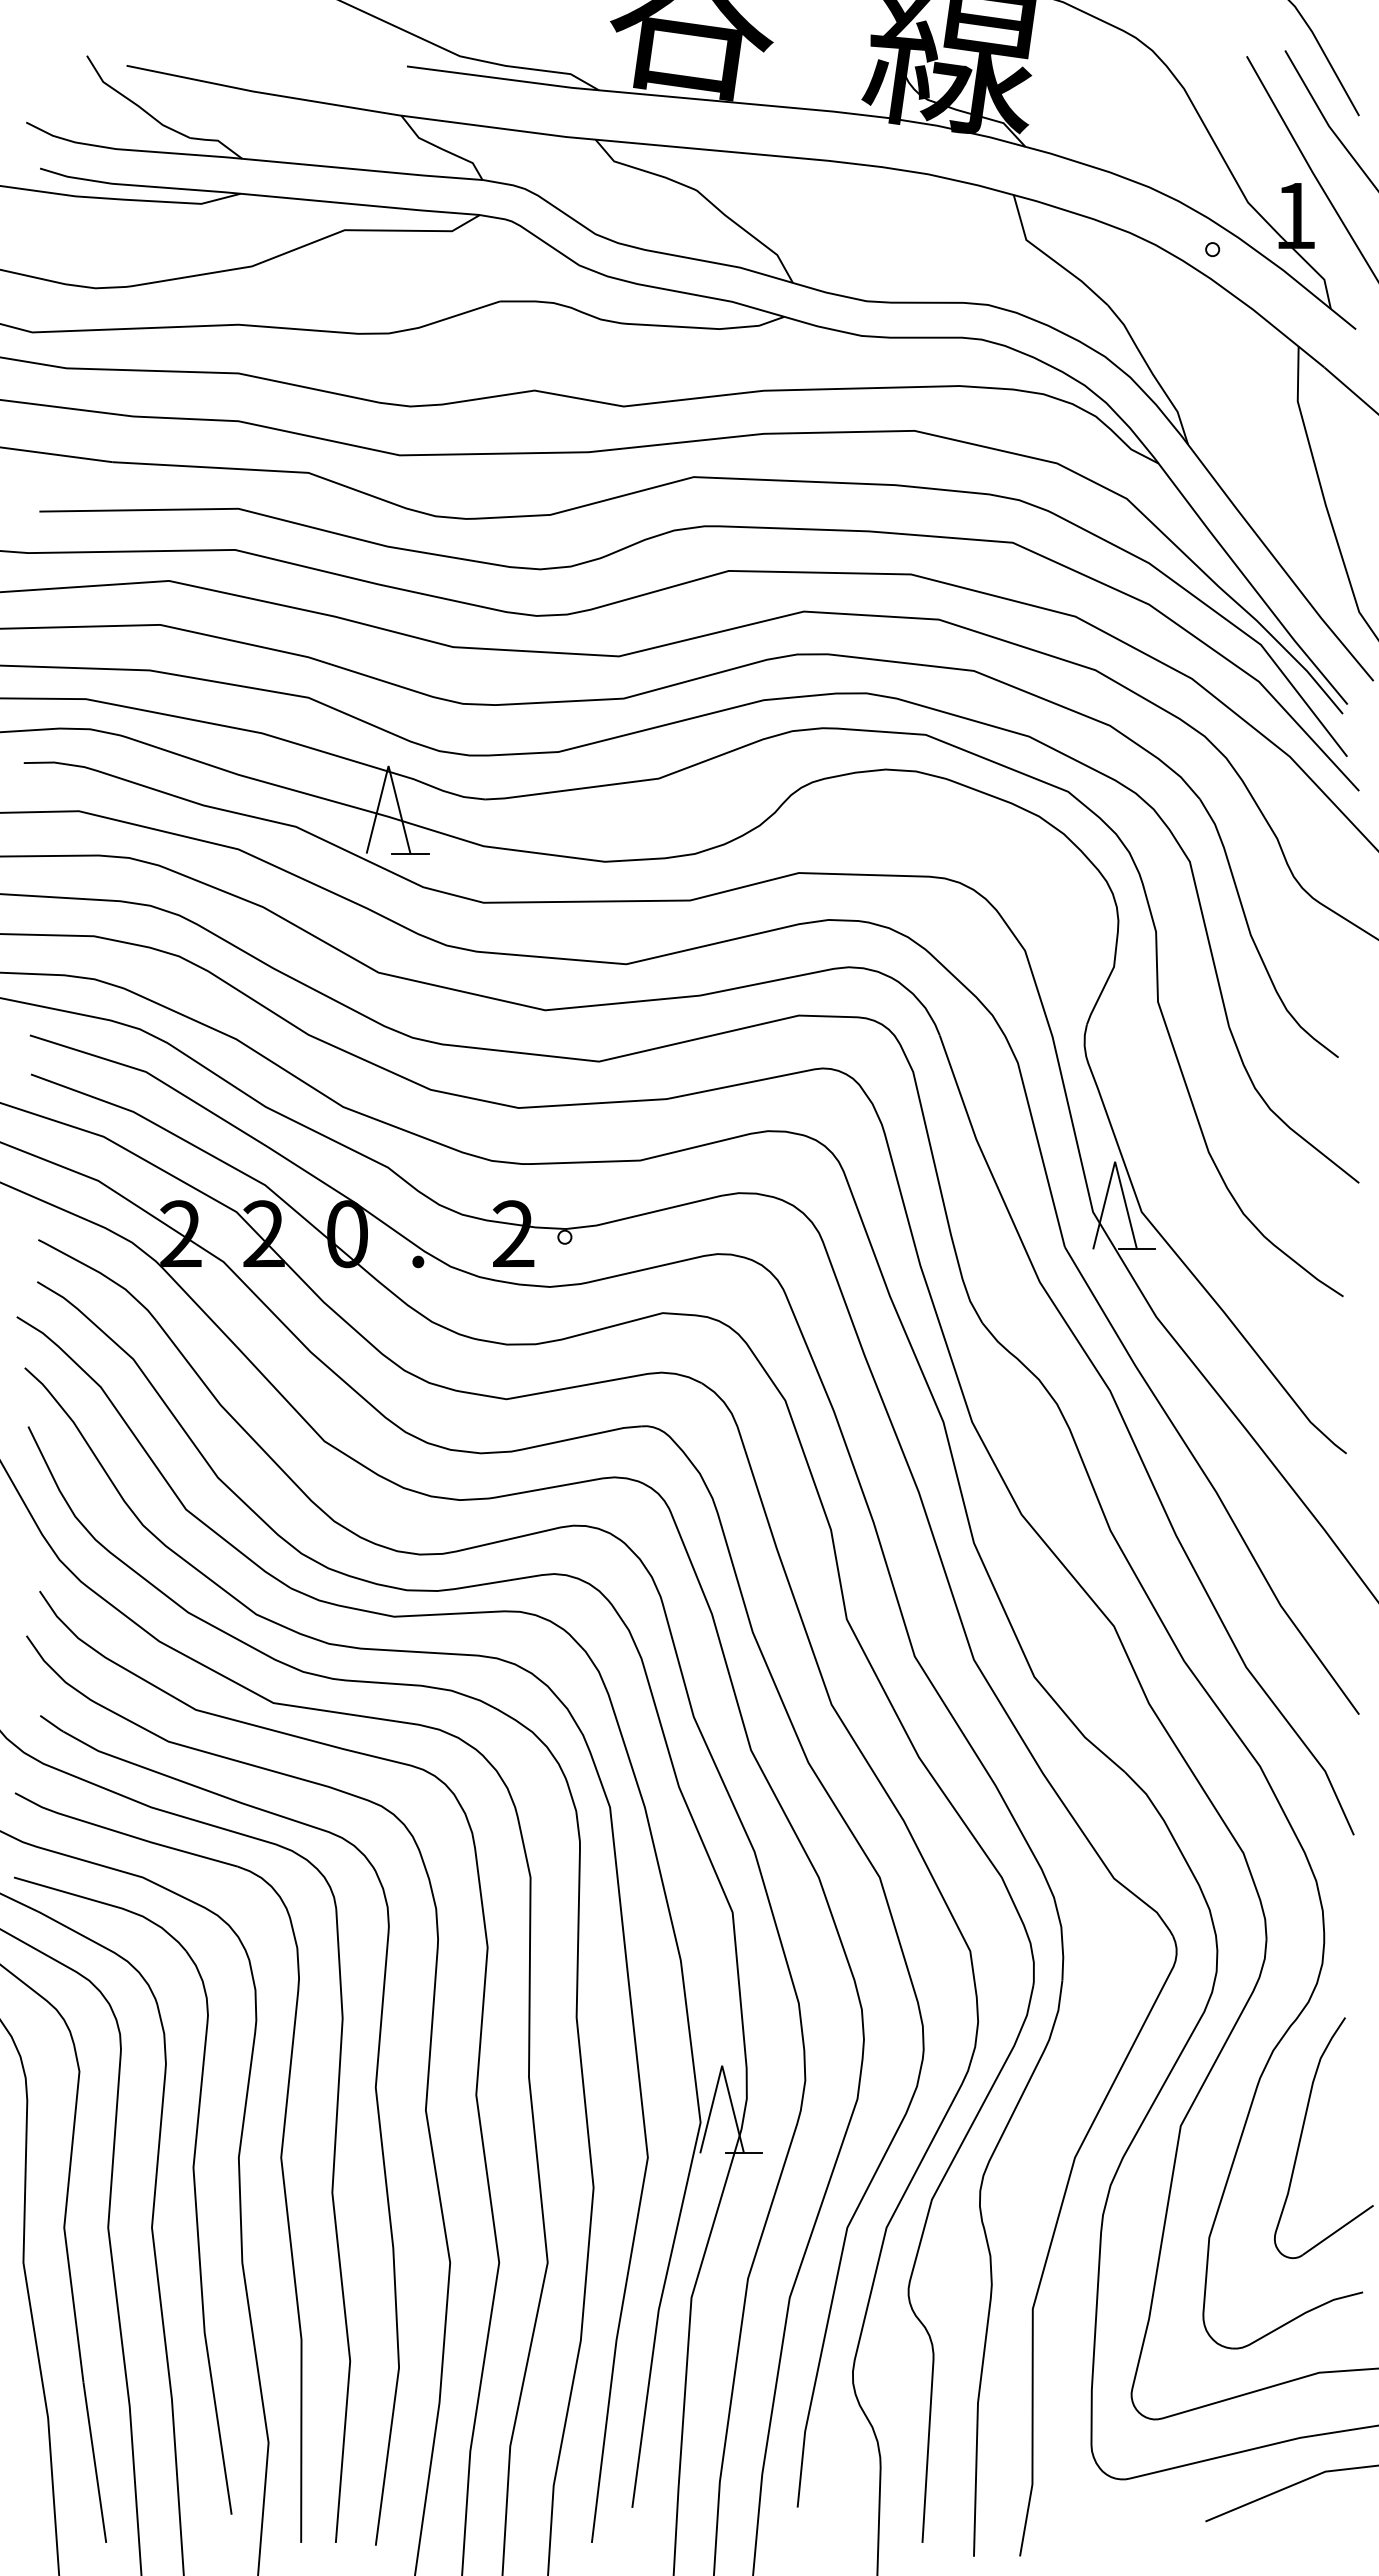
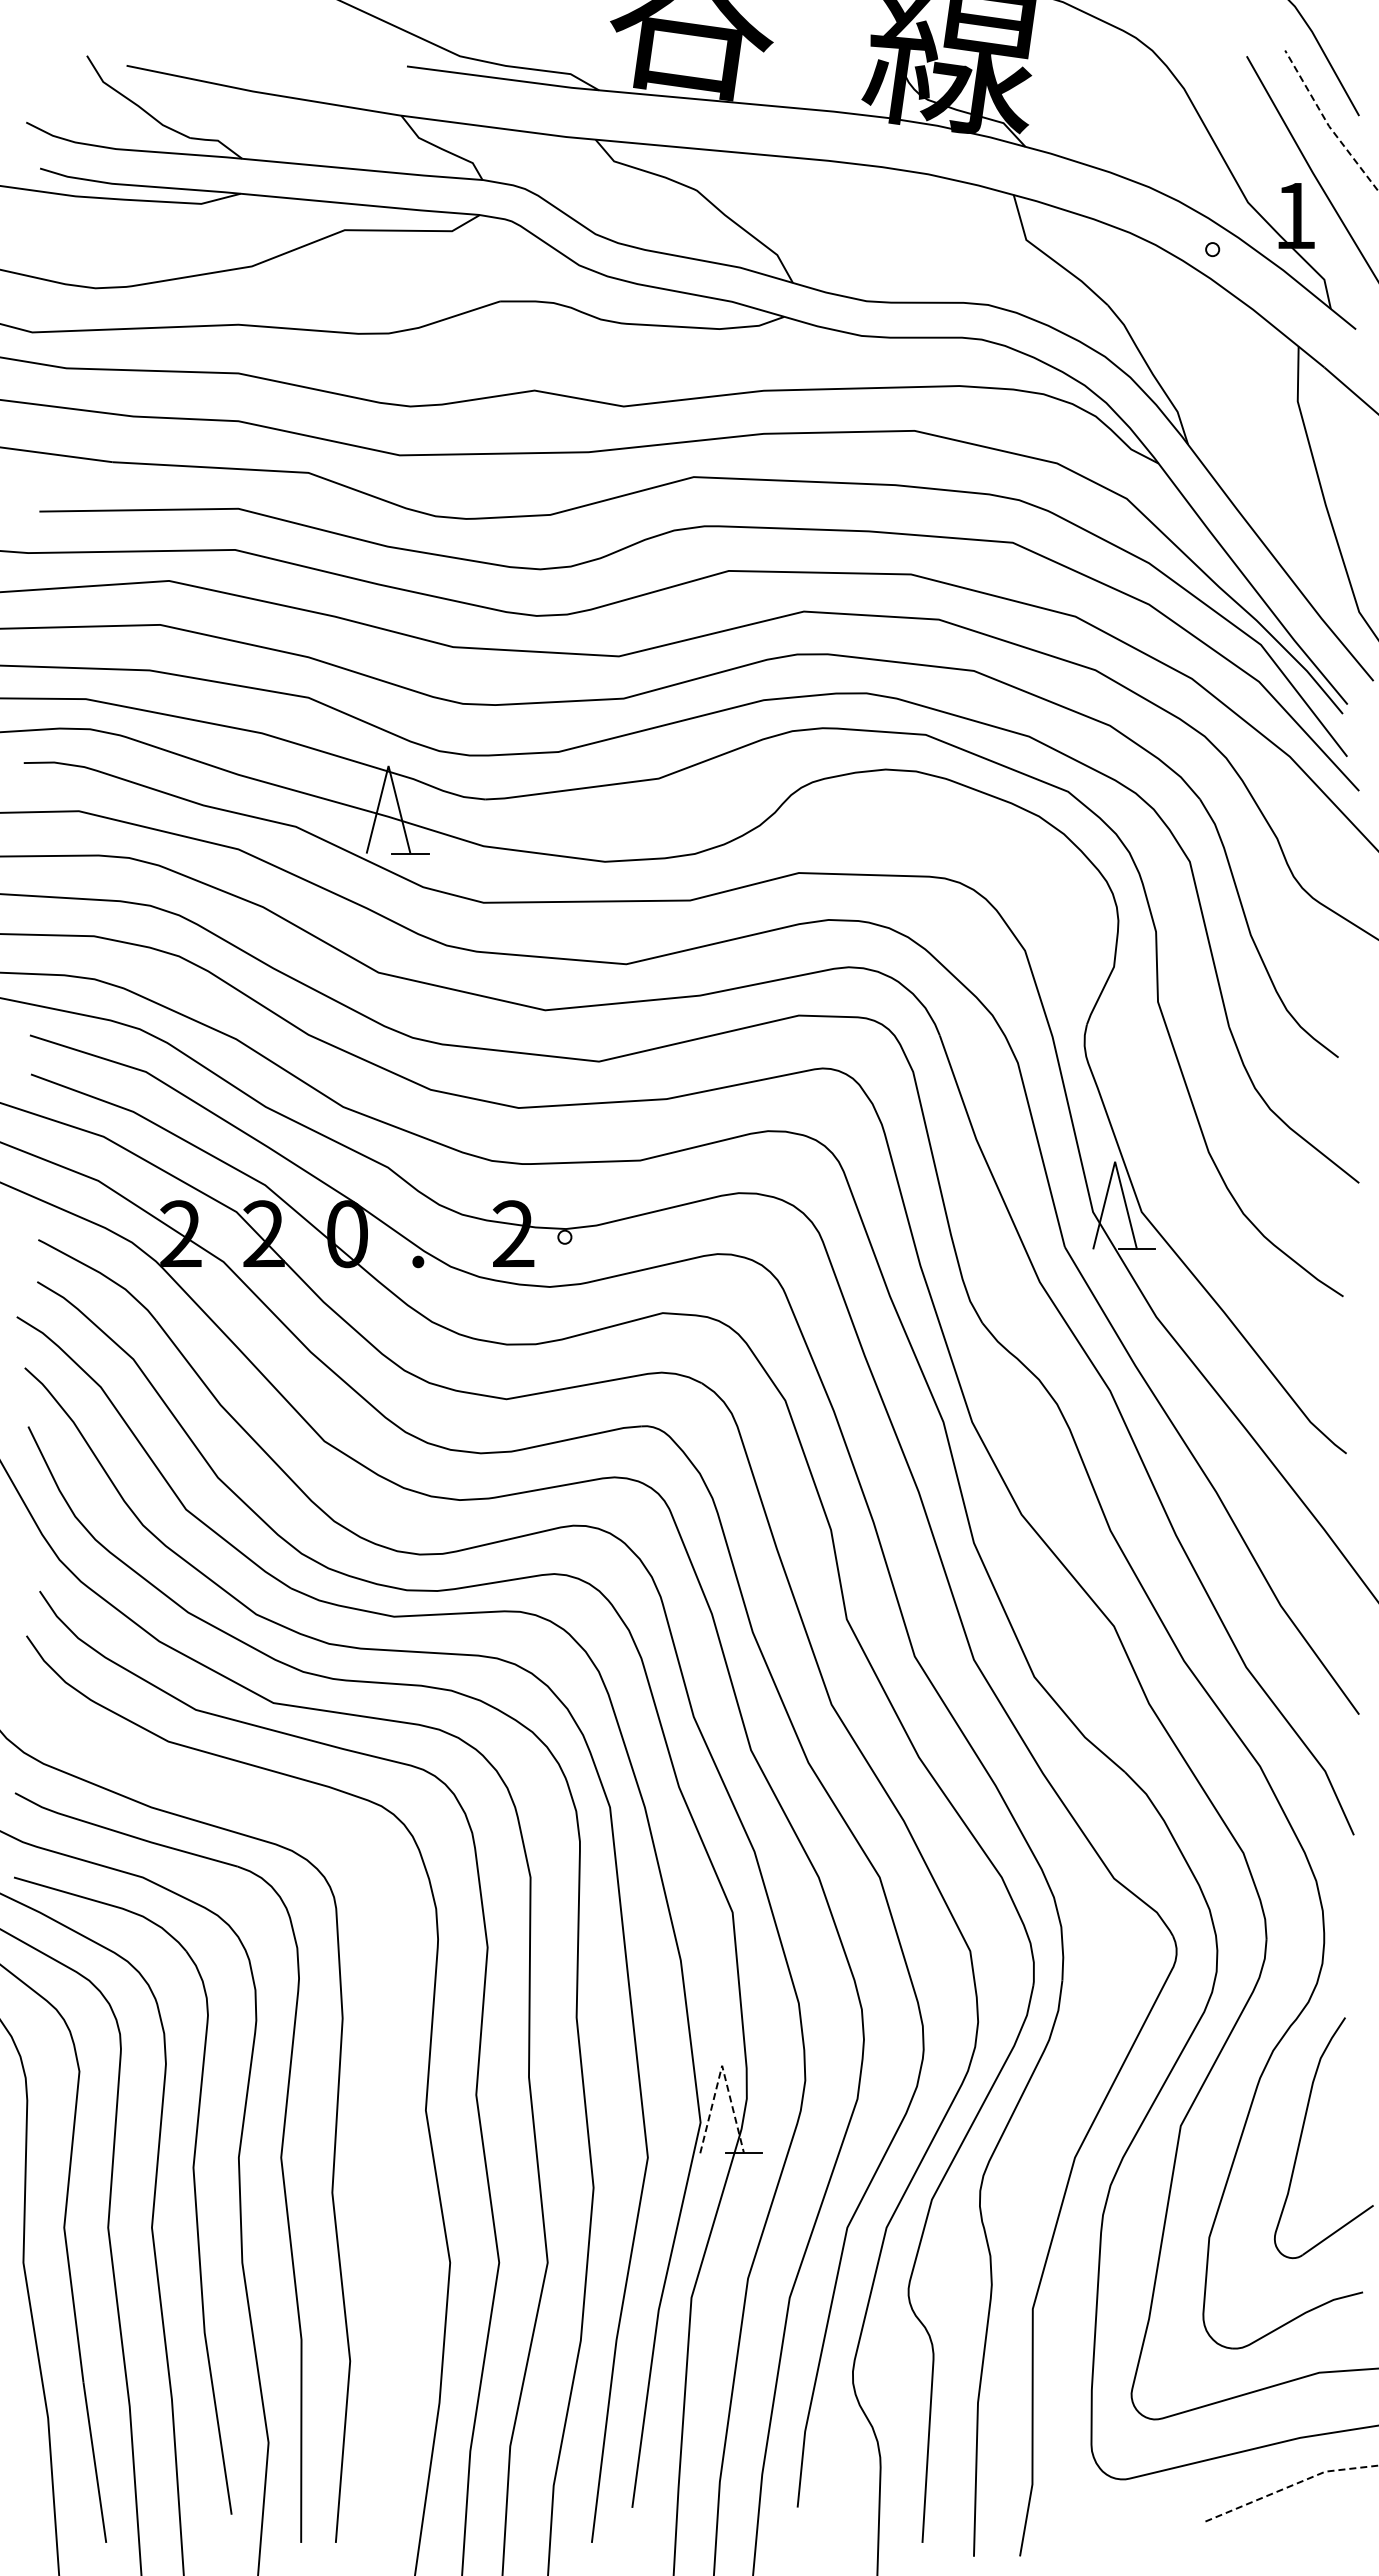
line: solid -> dashed (1327, 123)
line: solid -> dashed (722, 2065)
part: present -> none (377, 2115)
line: solid -> dashed (1291, 2485)
